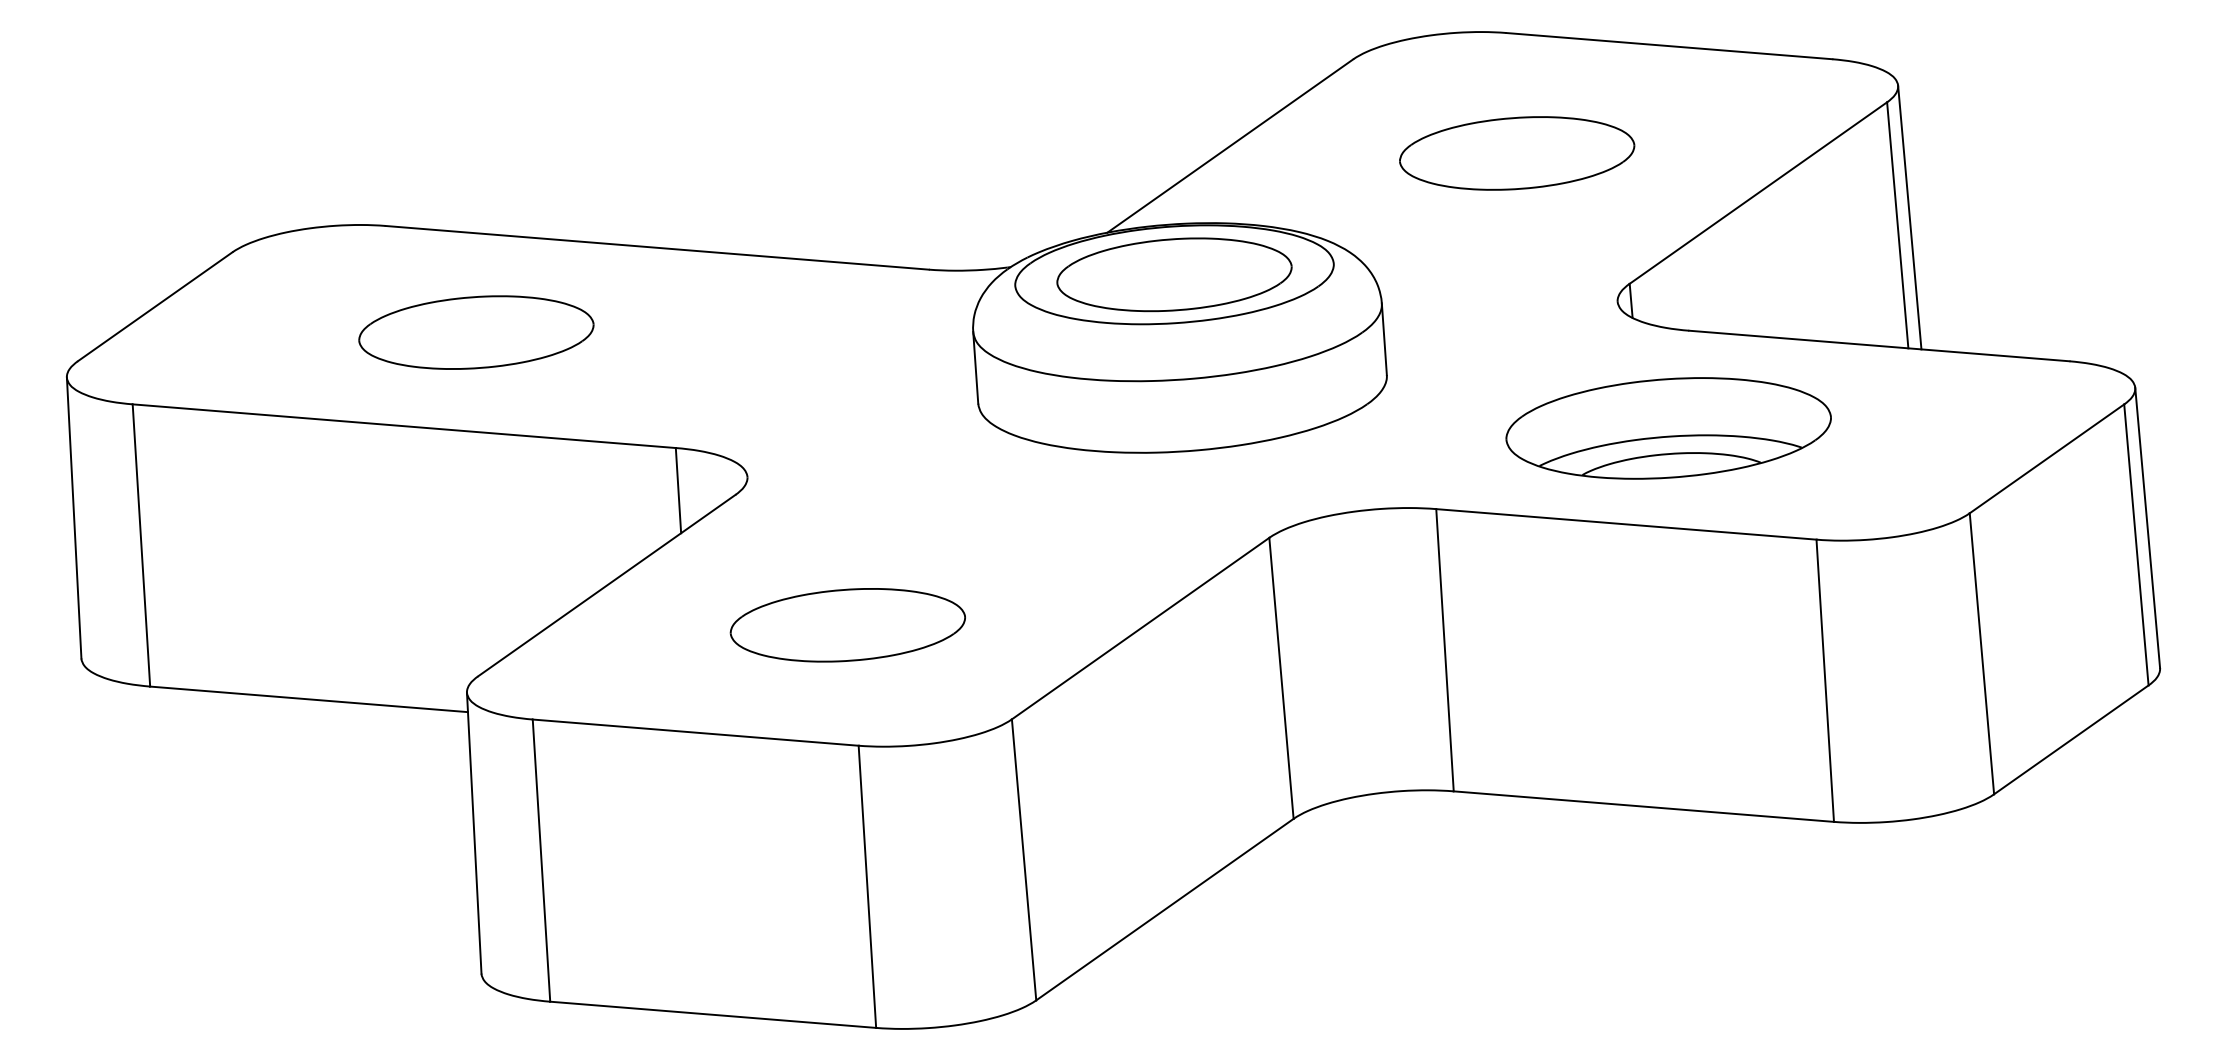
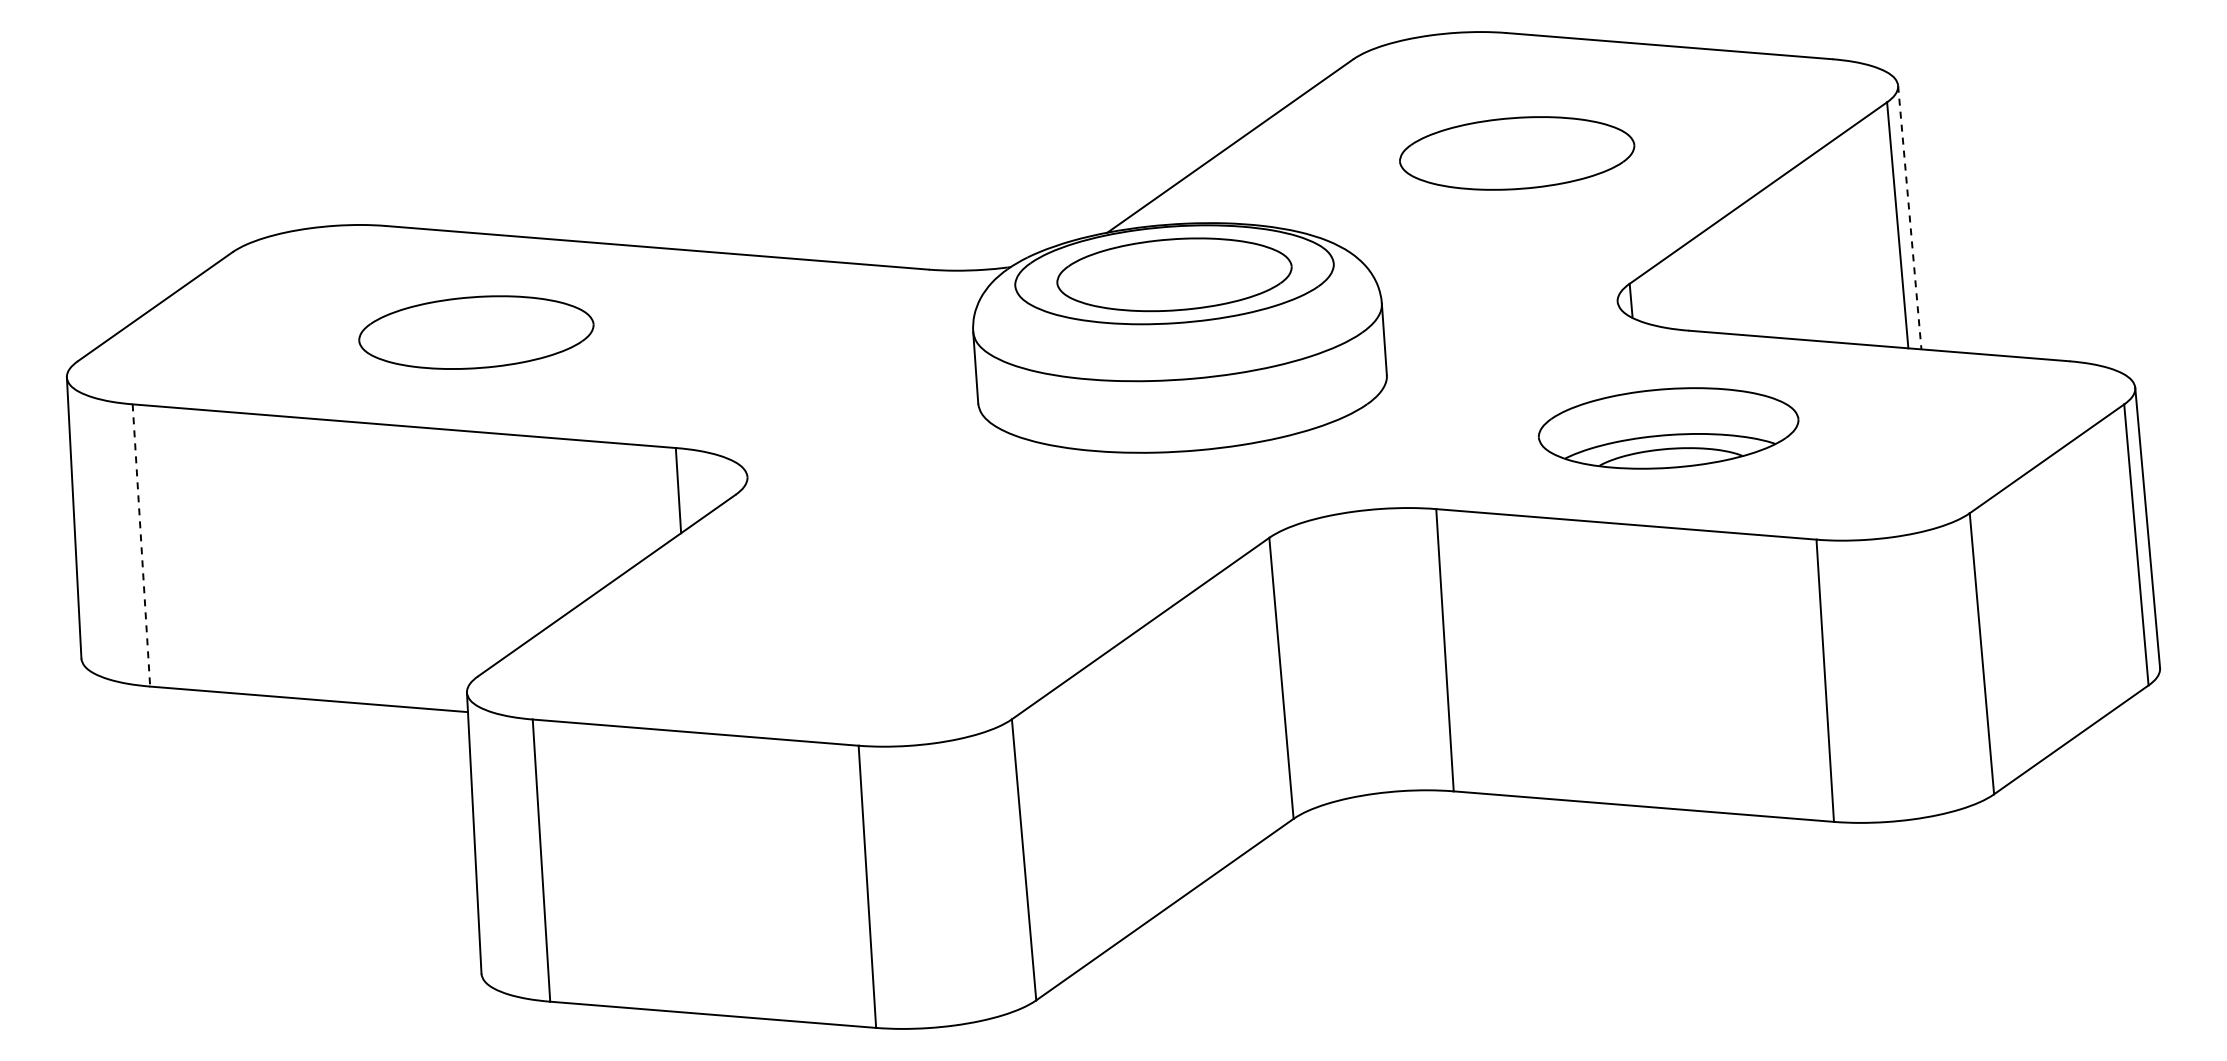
line: solid -> dashed (1909, 218)
part size: 327x103 px -> 262x83 px (1668, 428)
line: solid -> dashed (141, 545)
part: present -> none (847, 625)
